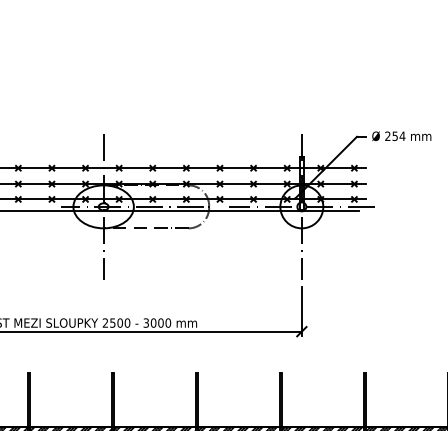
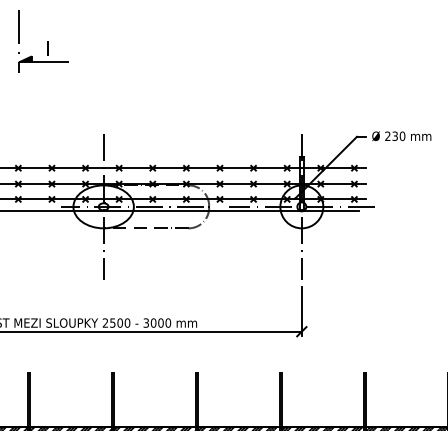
part: none -> present (43, 41)
text: 254 -> 230 (398, 136)
